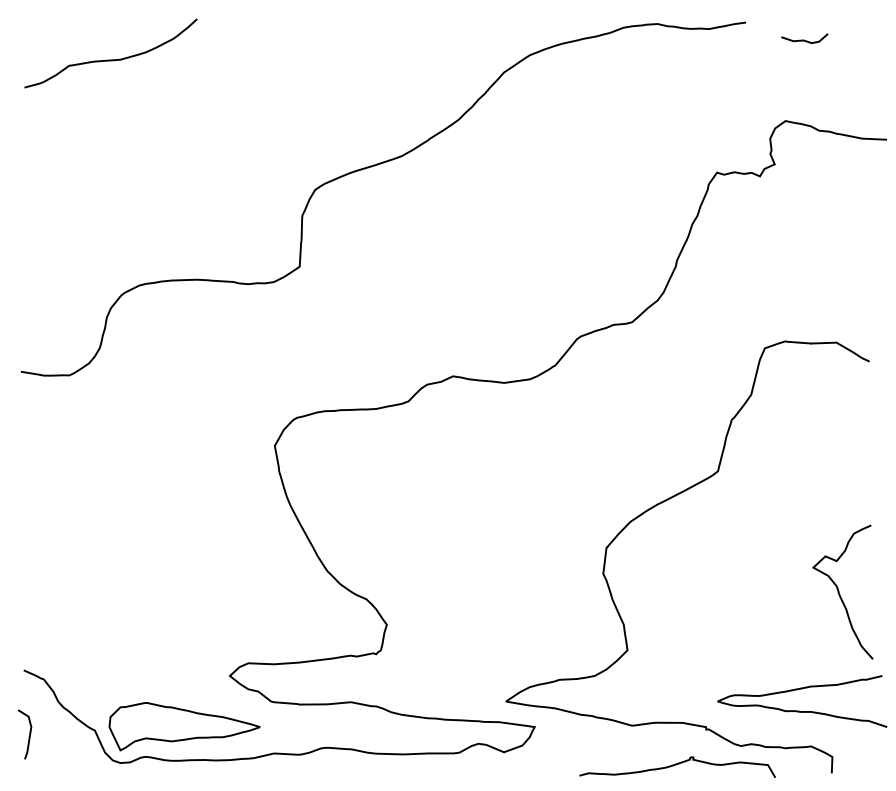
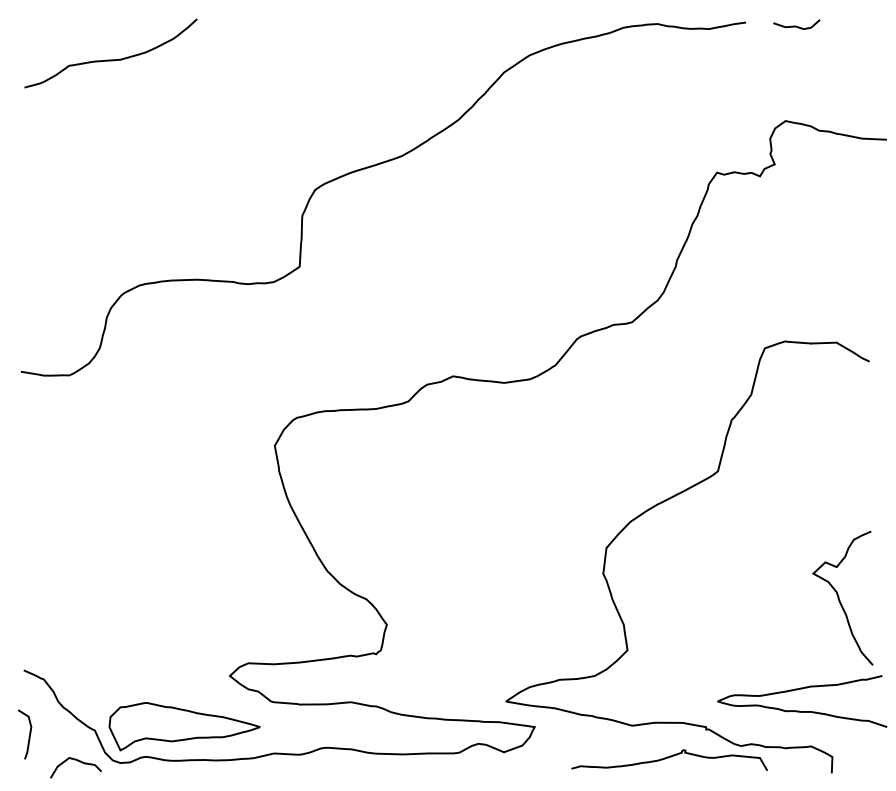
curve position: (804, 39) -> (796, 25) (796, 25)
curve position: (839, 591) -> (839, 597) (839, 597)
curve: none -> present (77, 761)
curve position: (676, 765) -> (668, 758) (668, 758)
